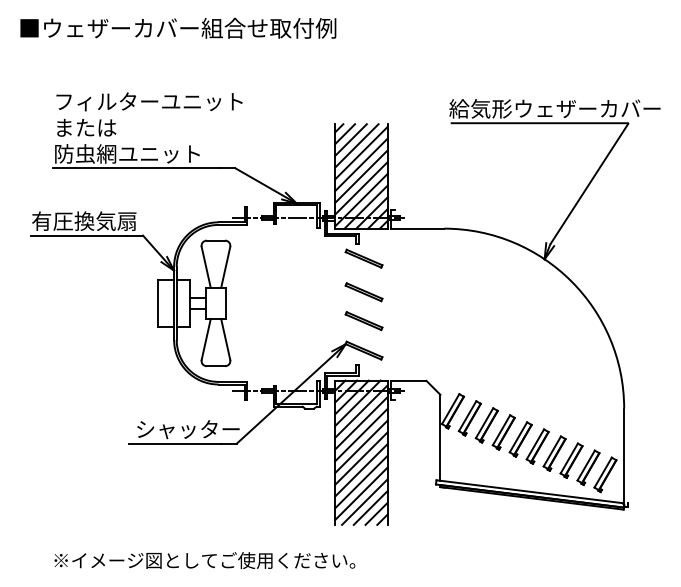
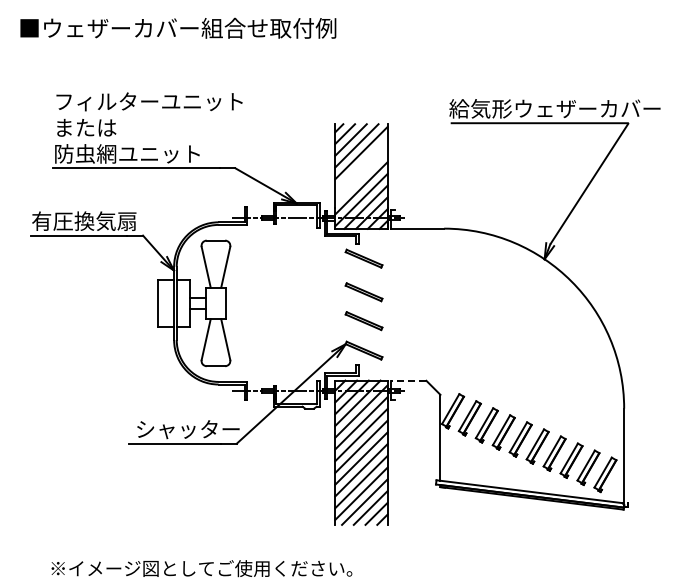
line: present -> none (361, 164)
line: present -> none (361, 176)
line: solid -> dashed (408, 380)
text position: (204, 560) -> (201, 568) (201, 568)
